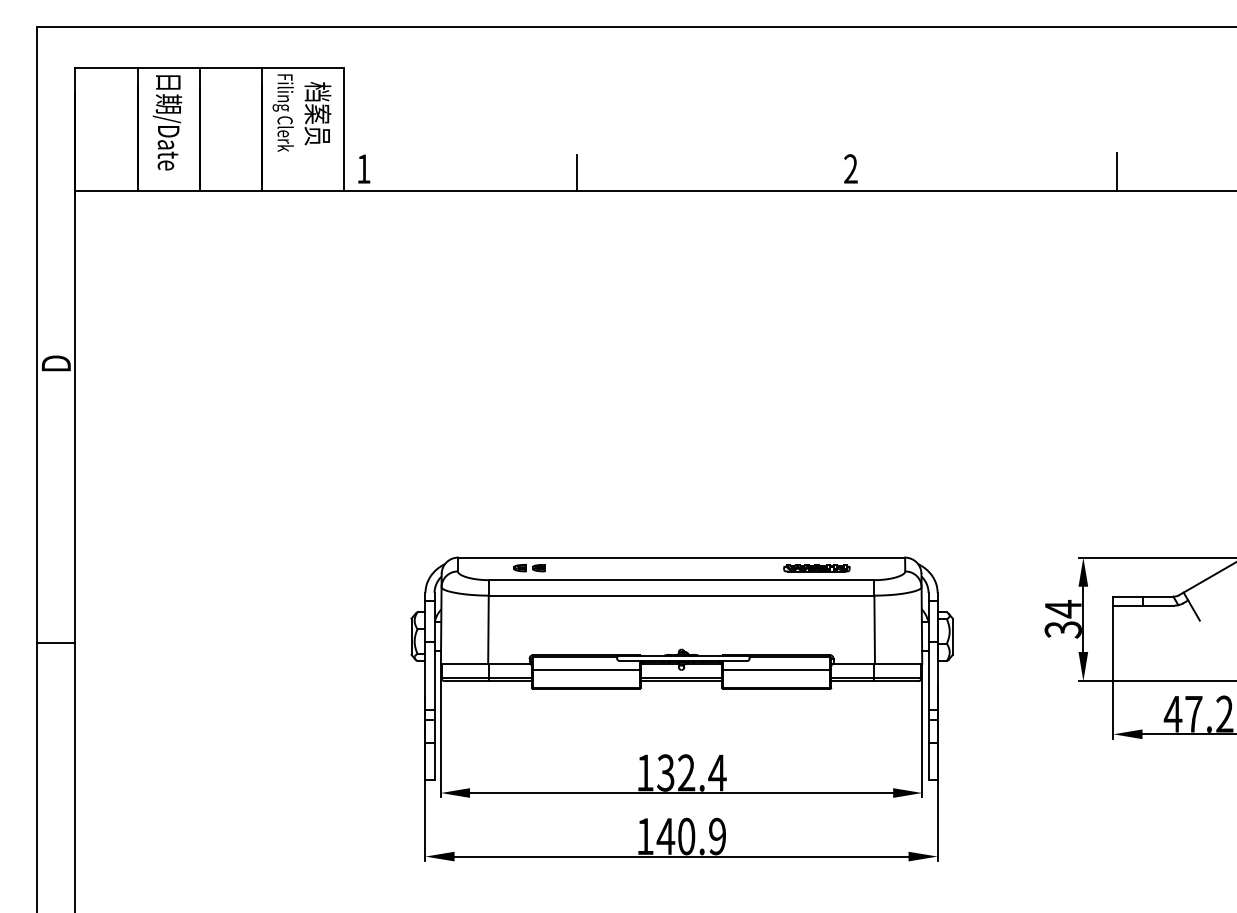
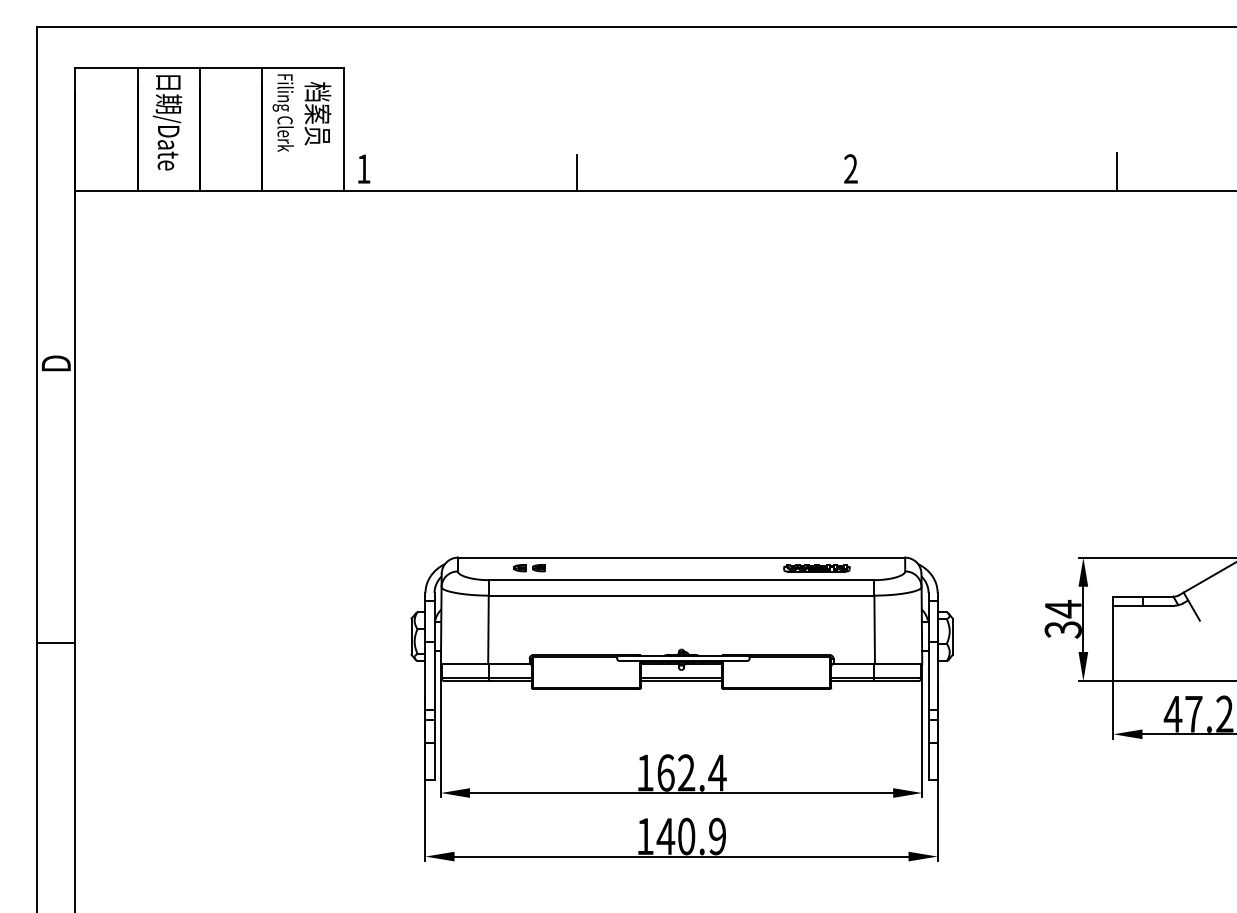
line: present -> none (585, 670)
line: present -> none (776, 670)
text: 132.4 -> 162.4 (665, 772)
